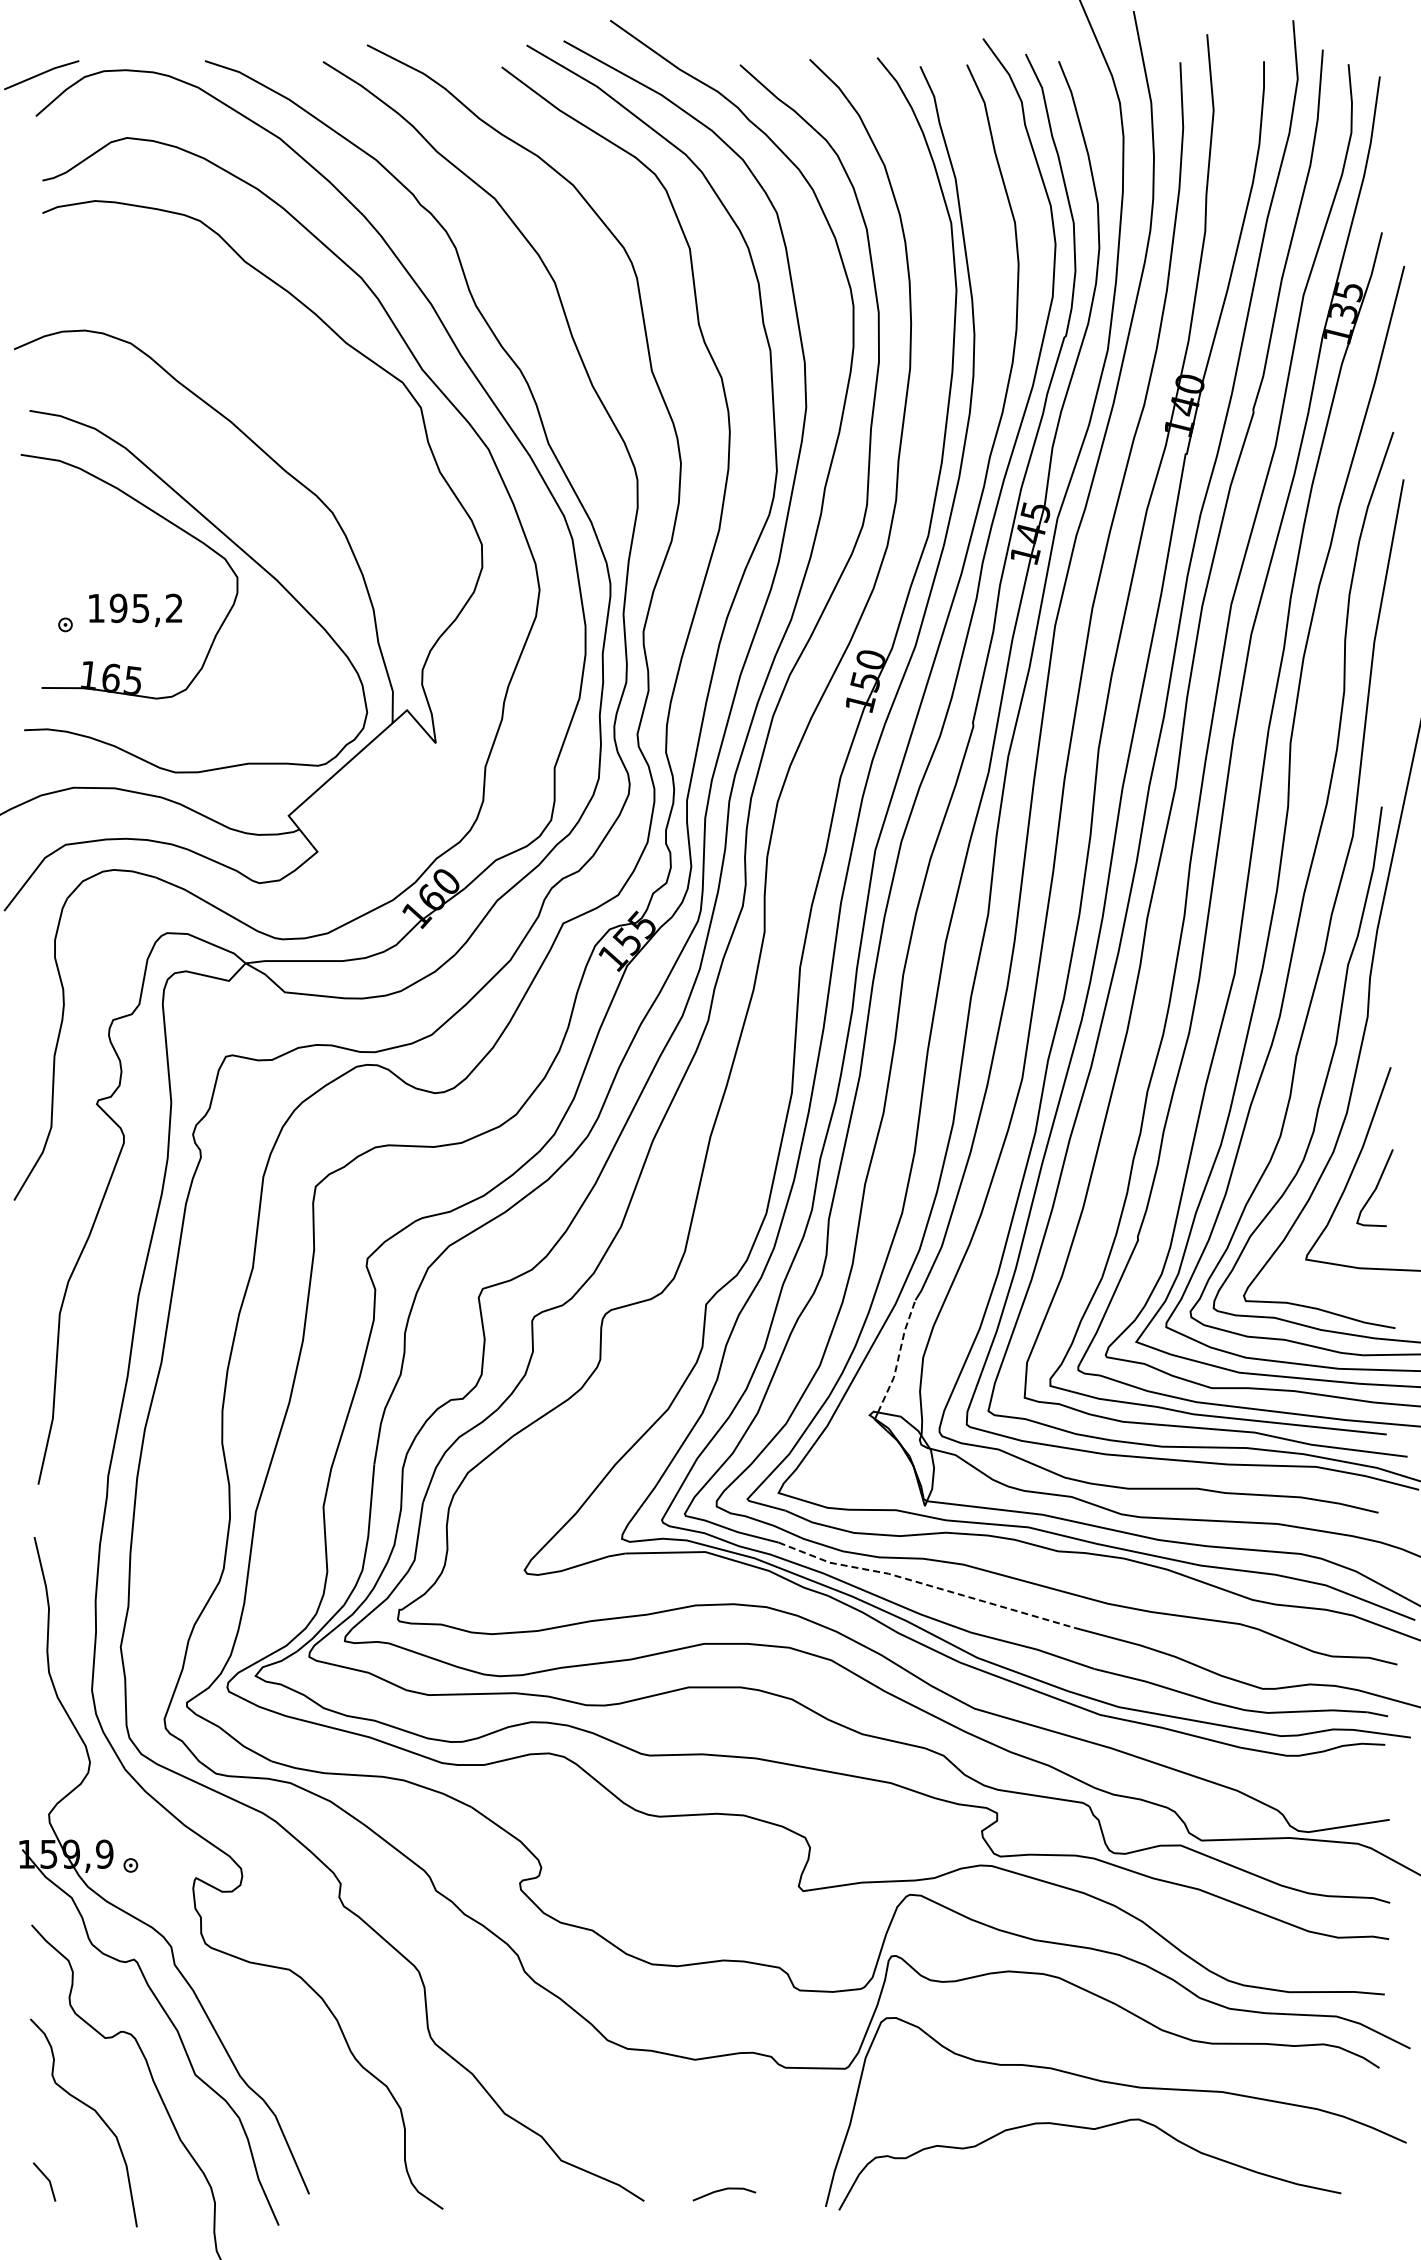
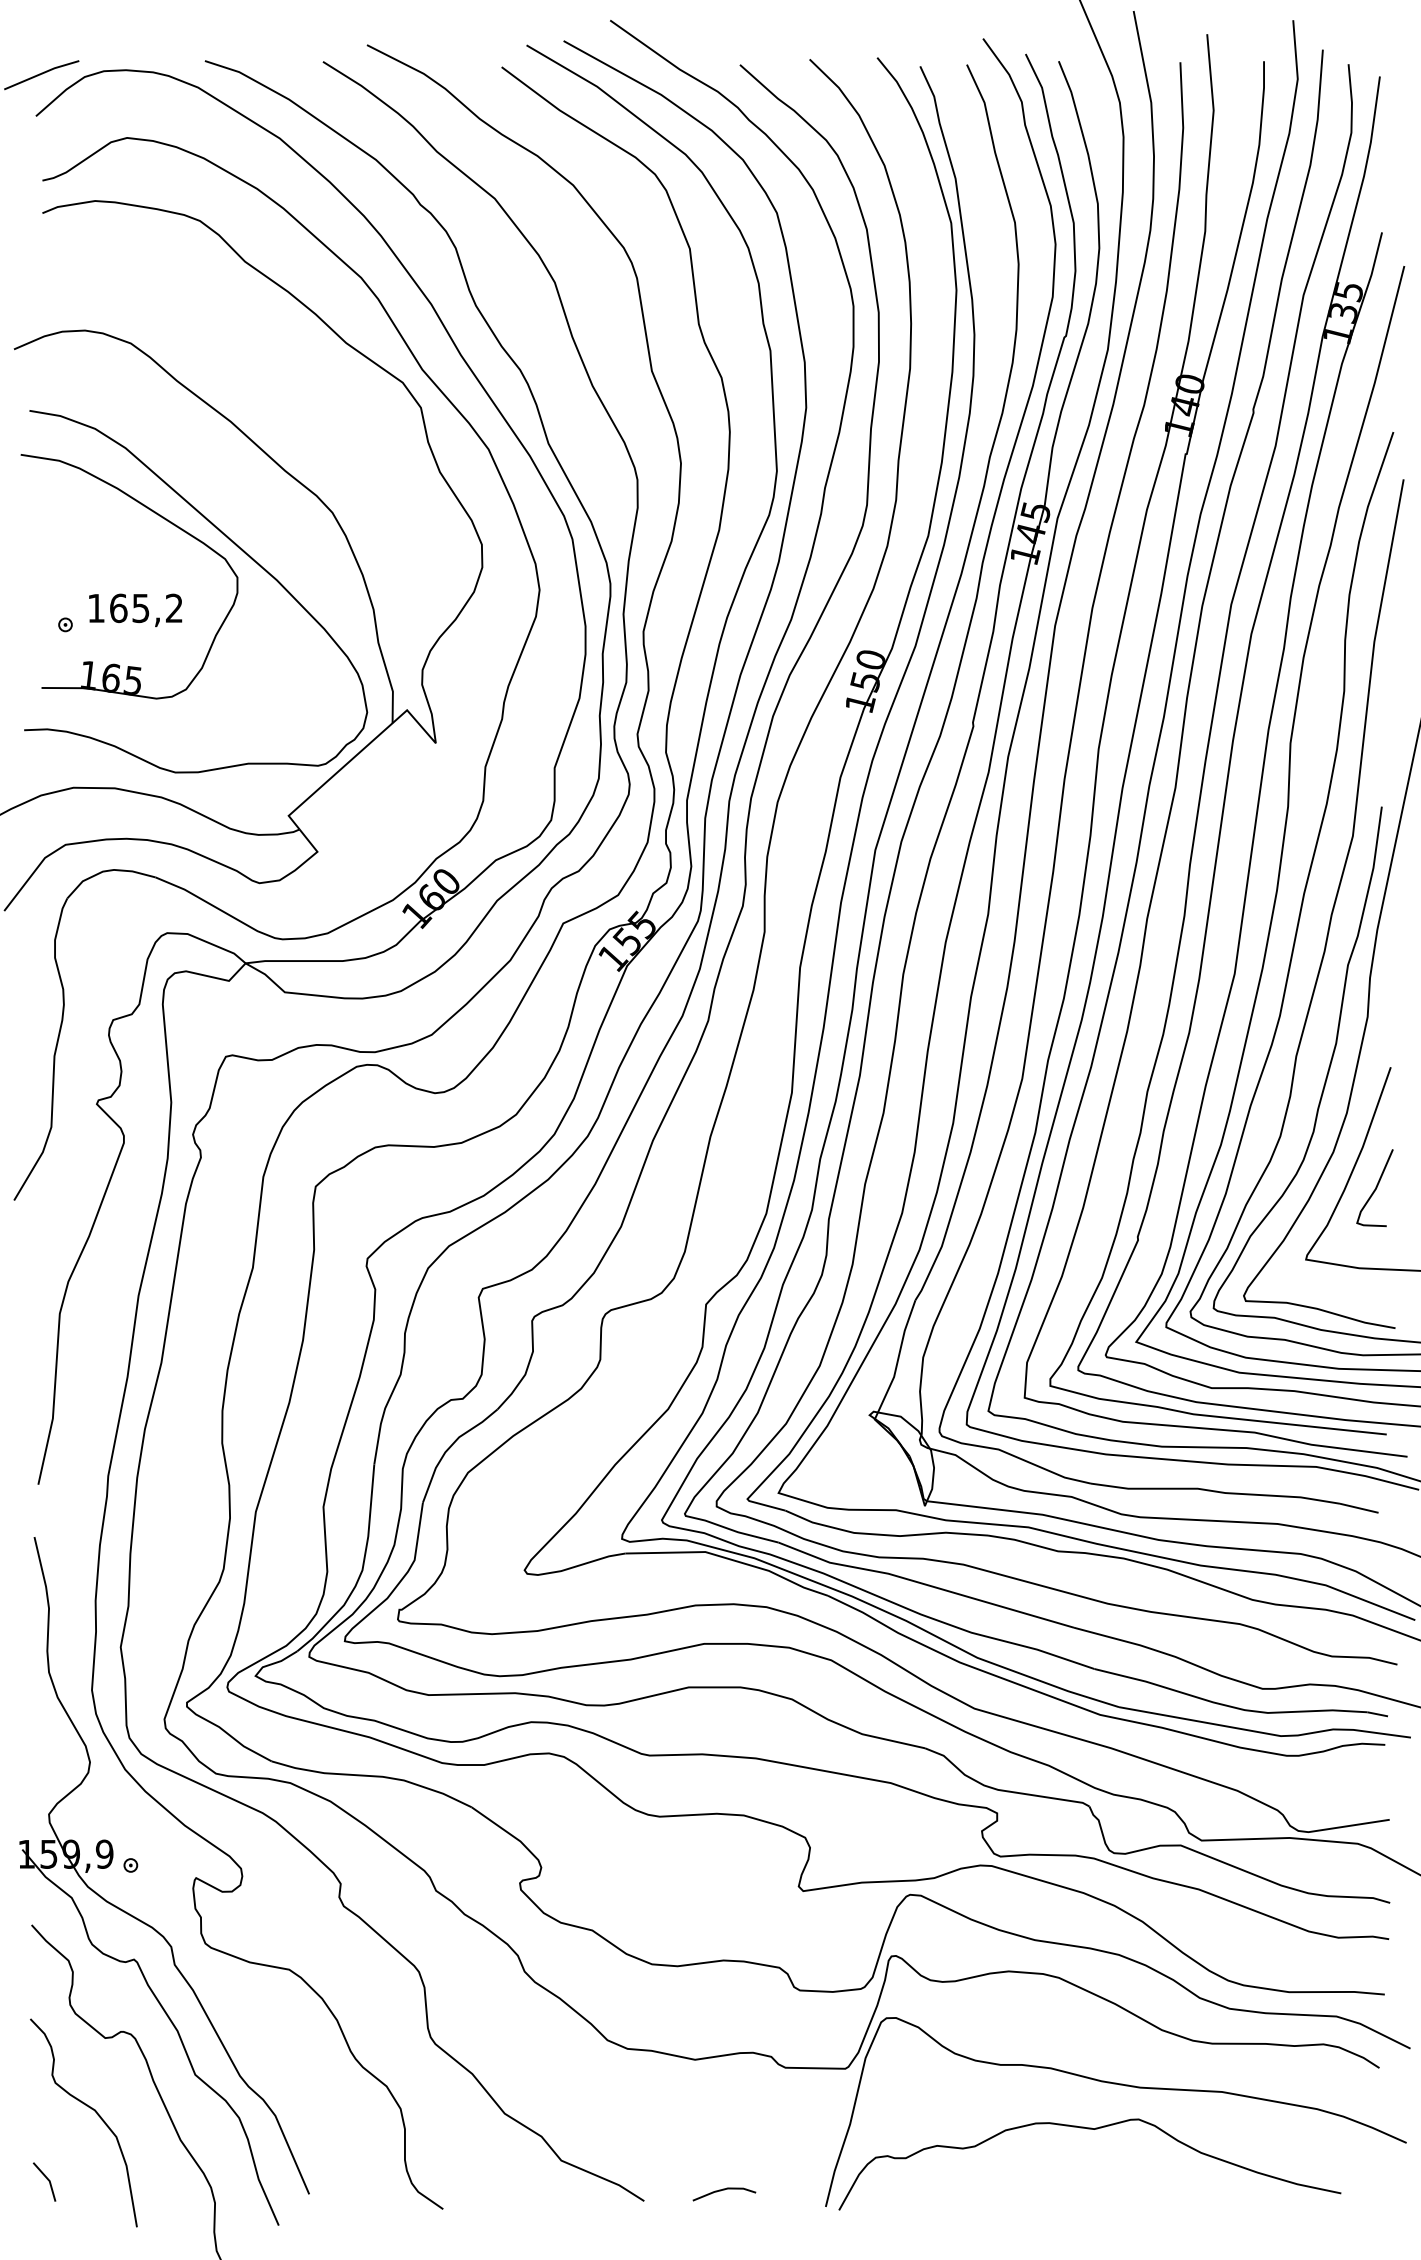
text: 195,2 -> 165,2 (118, 608)
line: dashed -> solid (898, 1356)
line: dashed -> solid (924, 1584)
